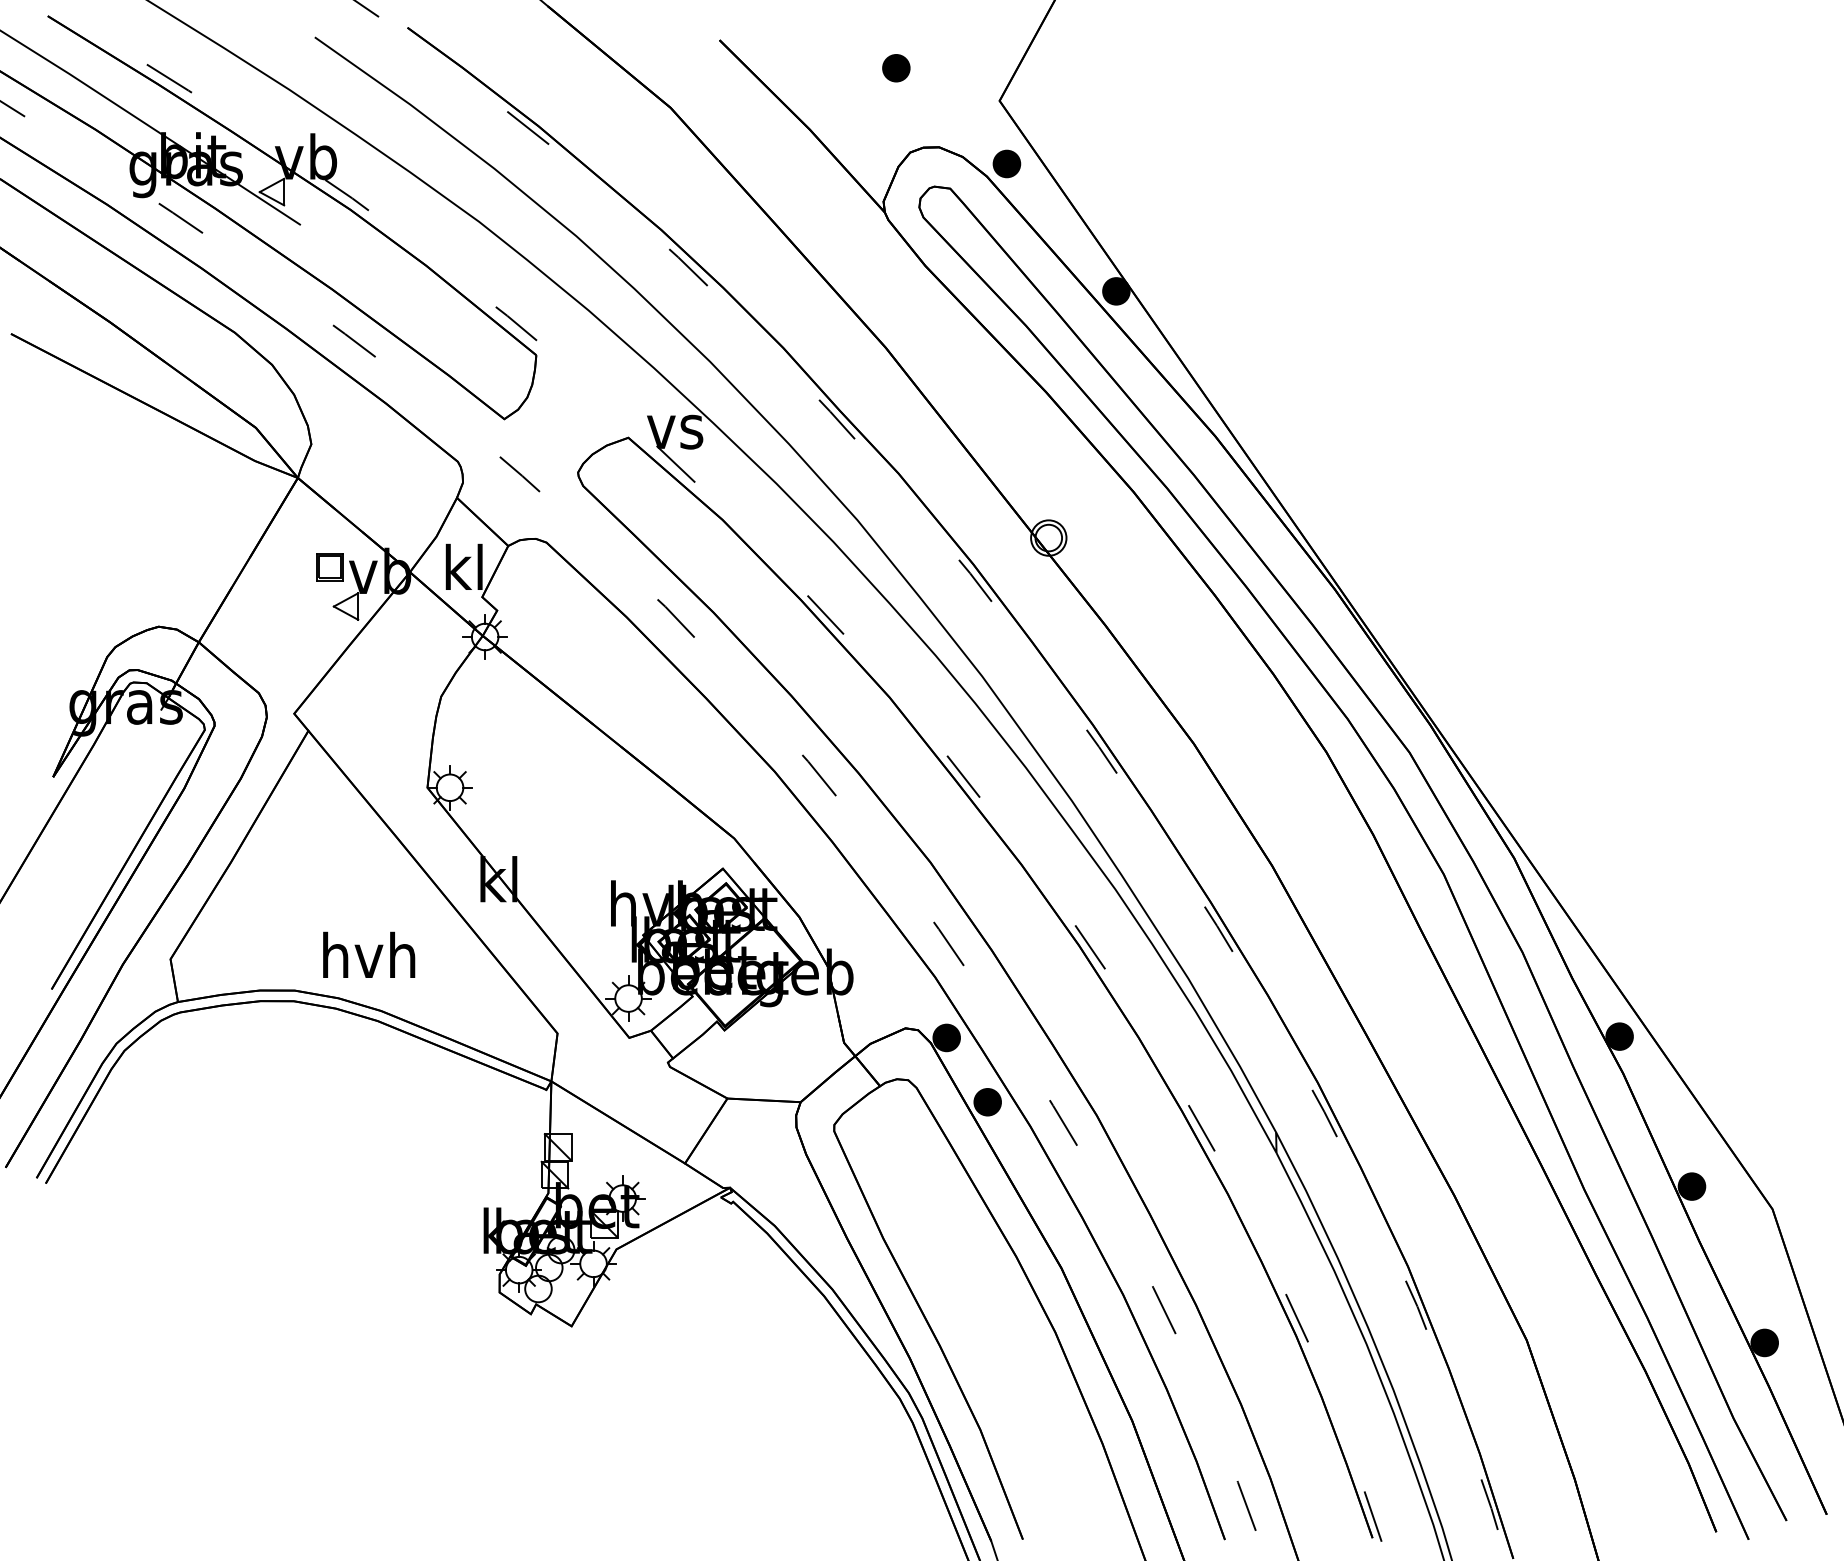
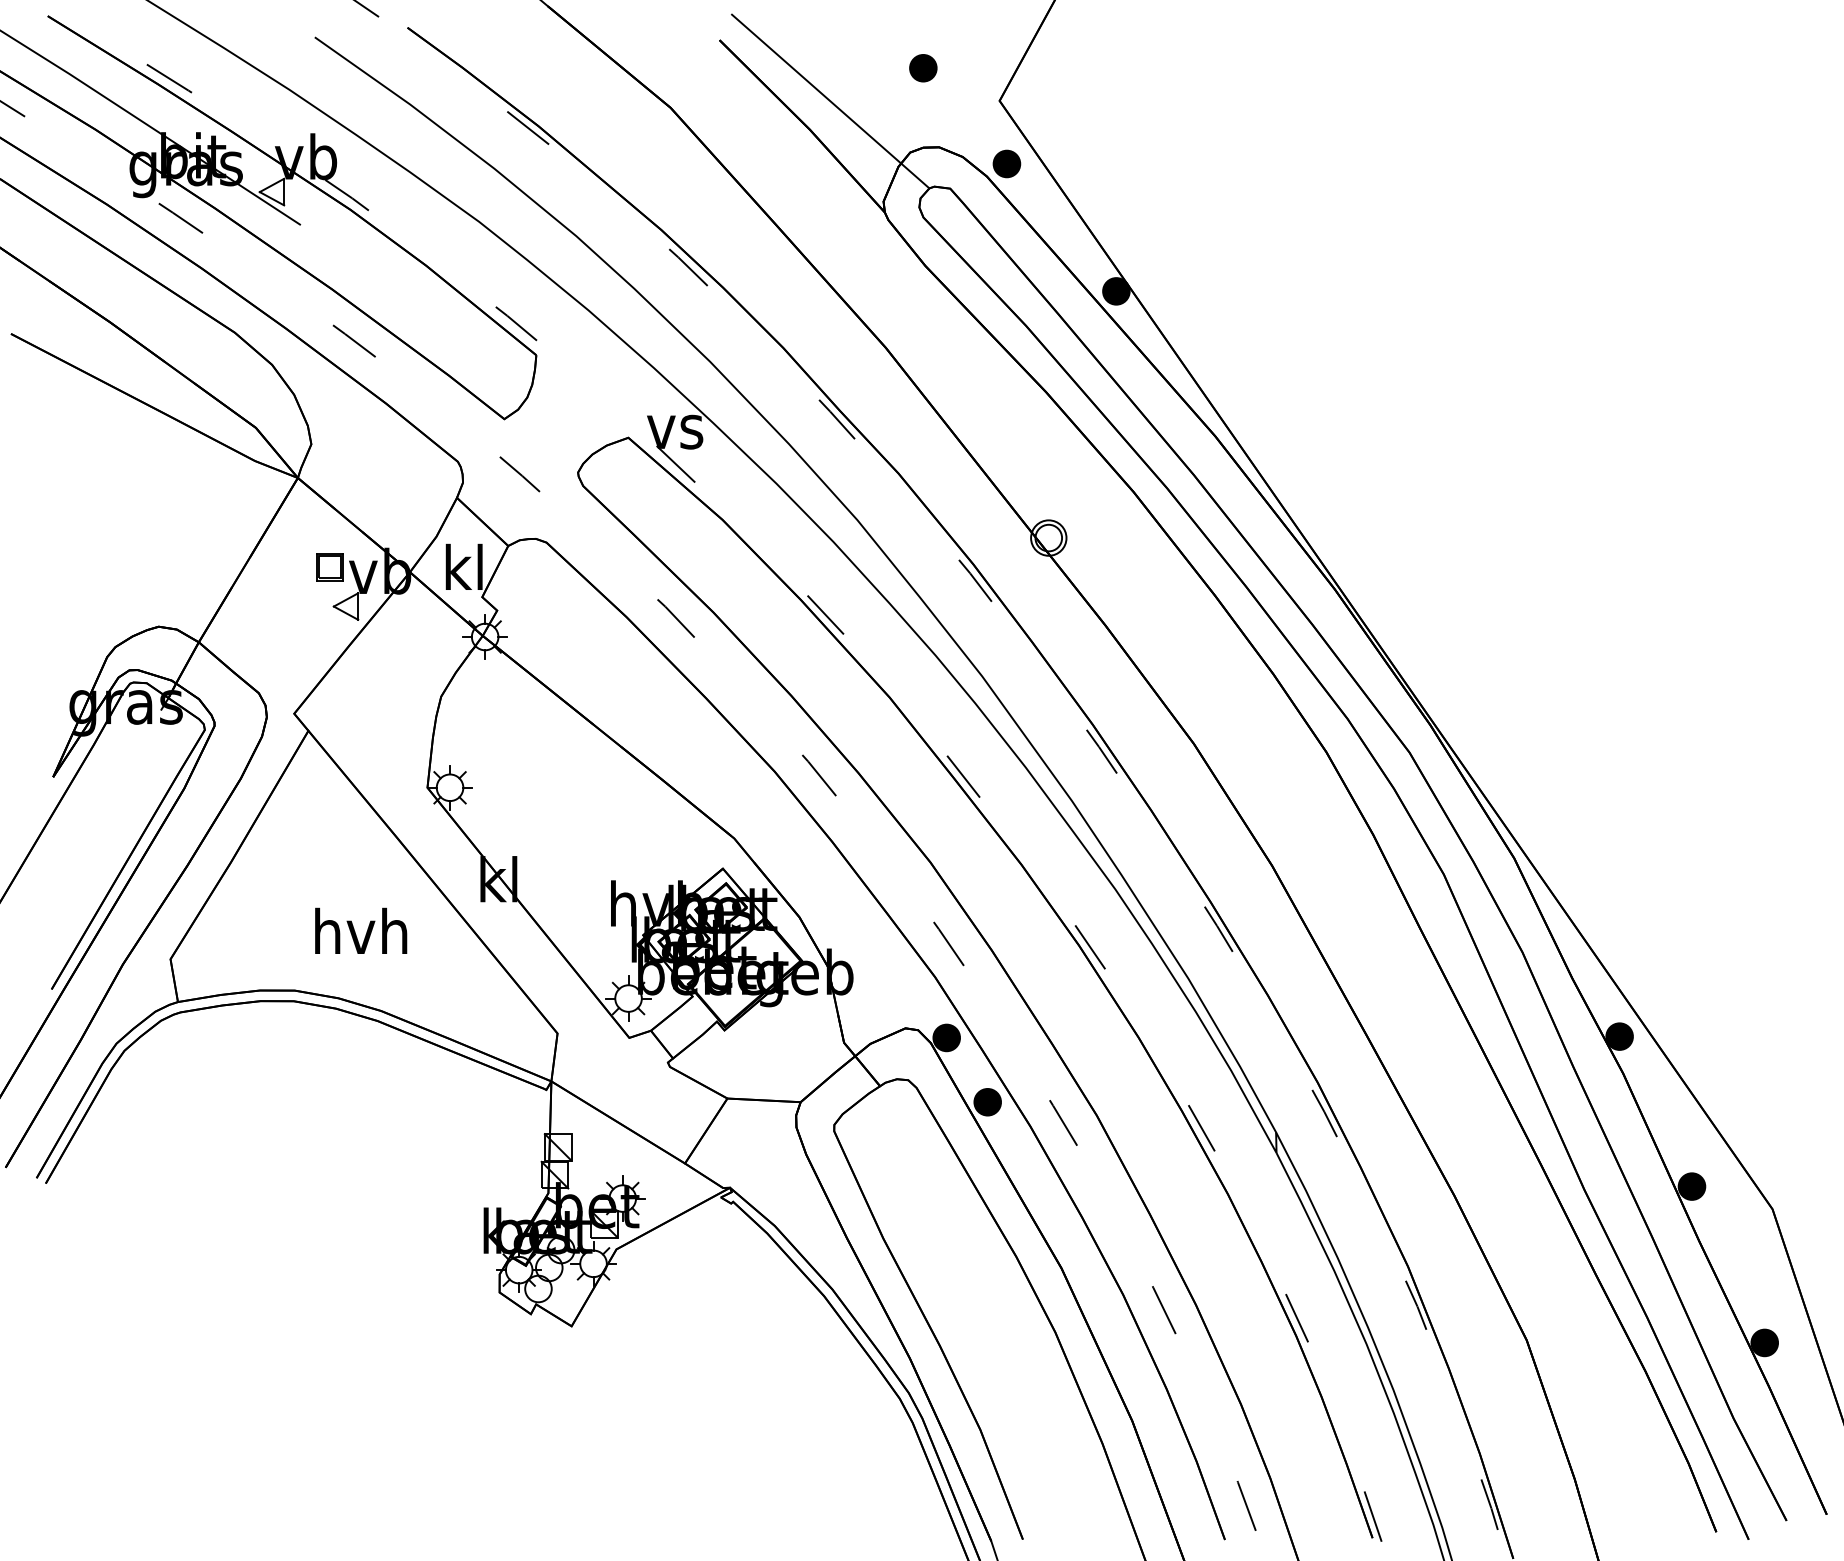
part position: (896, 68) -> (923, 68) (923, 68)
line: none -> present (830, 101)
text position: (369, 954) -> (361, 930) (361, 930)
